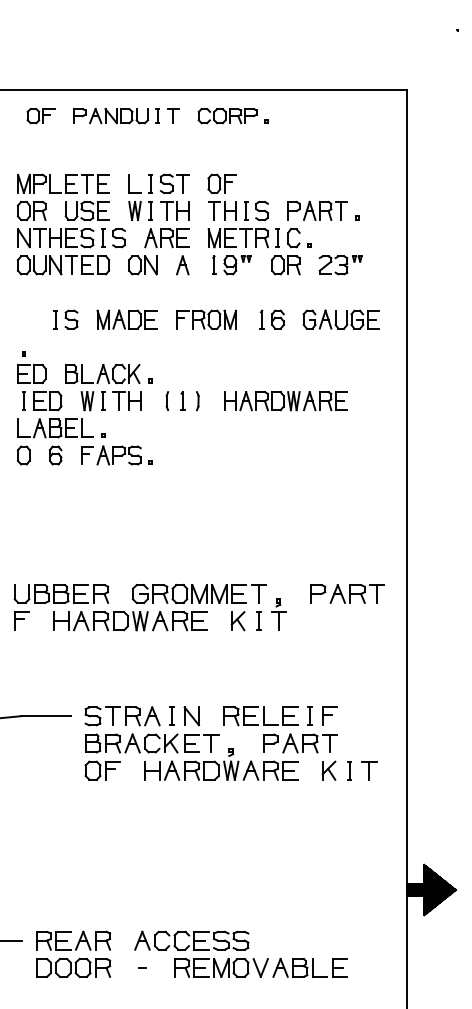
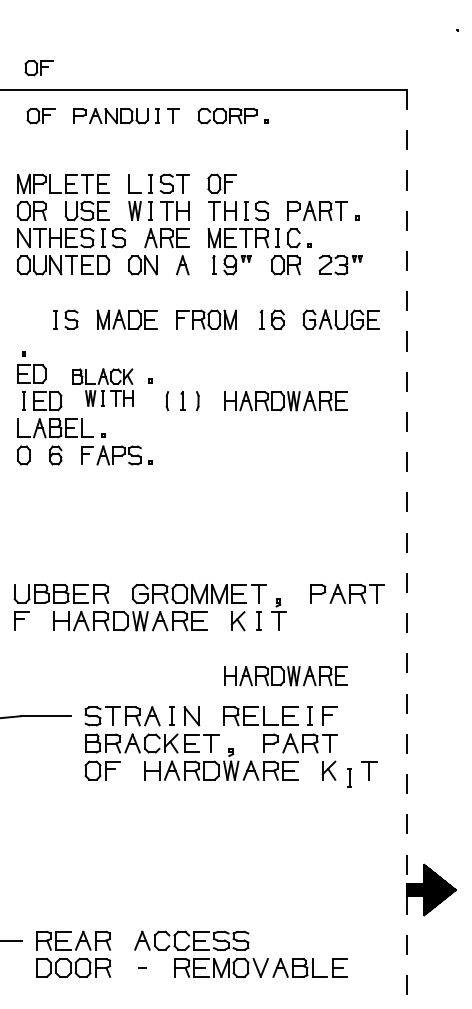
part: none -> present (38, 68)
part size: 77x49 px -> 62x39 px (102, 387)
line: solid -> dashed (407, 549)
part: none -> present (285, 676)
part position: (349, 770) -> (349, 777) (349, 777)
